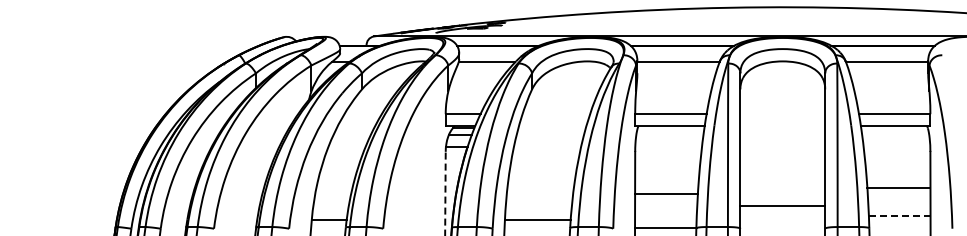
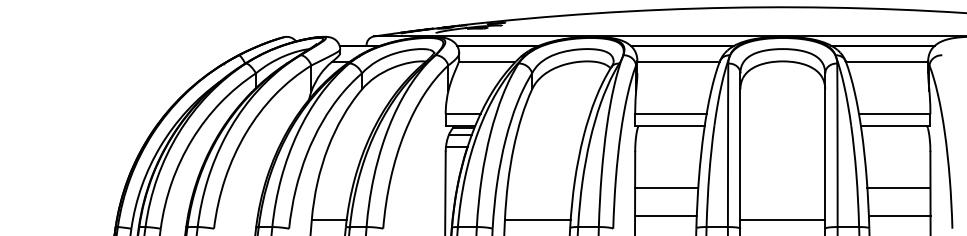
line: dashed -> solid (445, 193)
line position: (666, 194) -> (666, 188) (666, 188)
line position: (782, 205) -> (782, 219) (782, 219)
line: dashed -> solid (899, 216)
line position: (665, 228) -> (665, 216) (665, 216)
